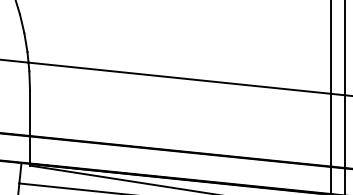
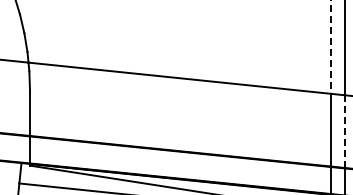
line: solid -> dashed (331, 46)
line: solid -> dashed (345, 132)
